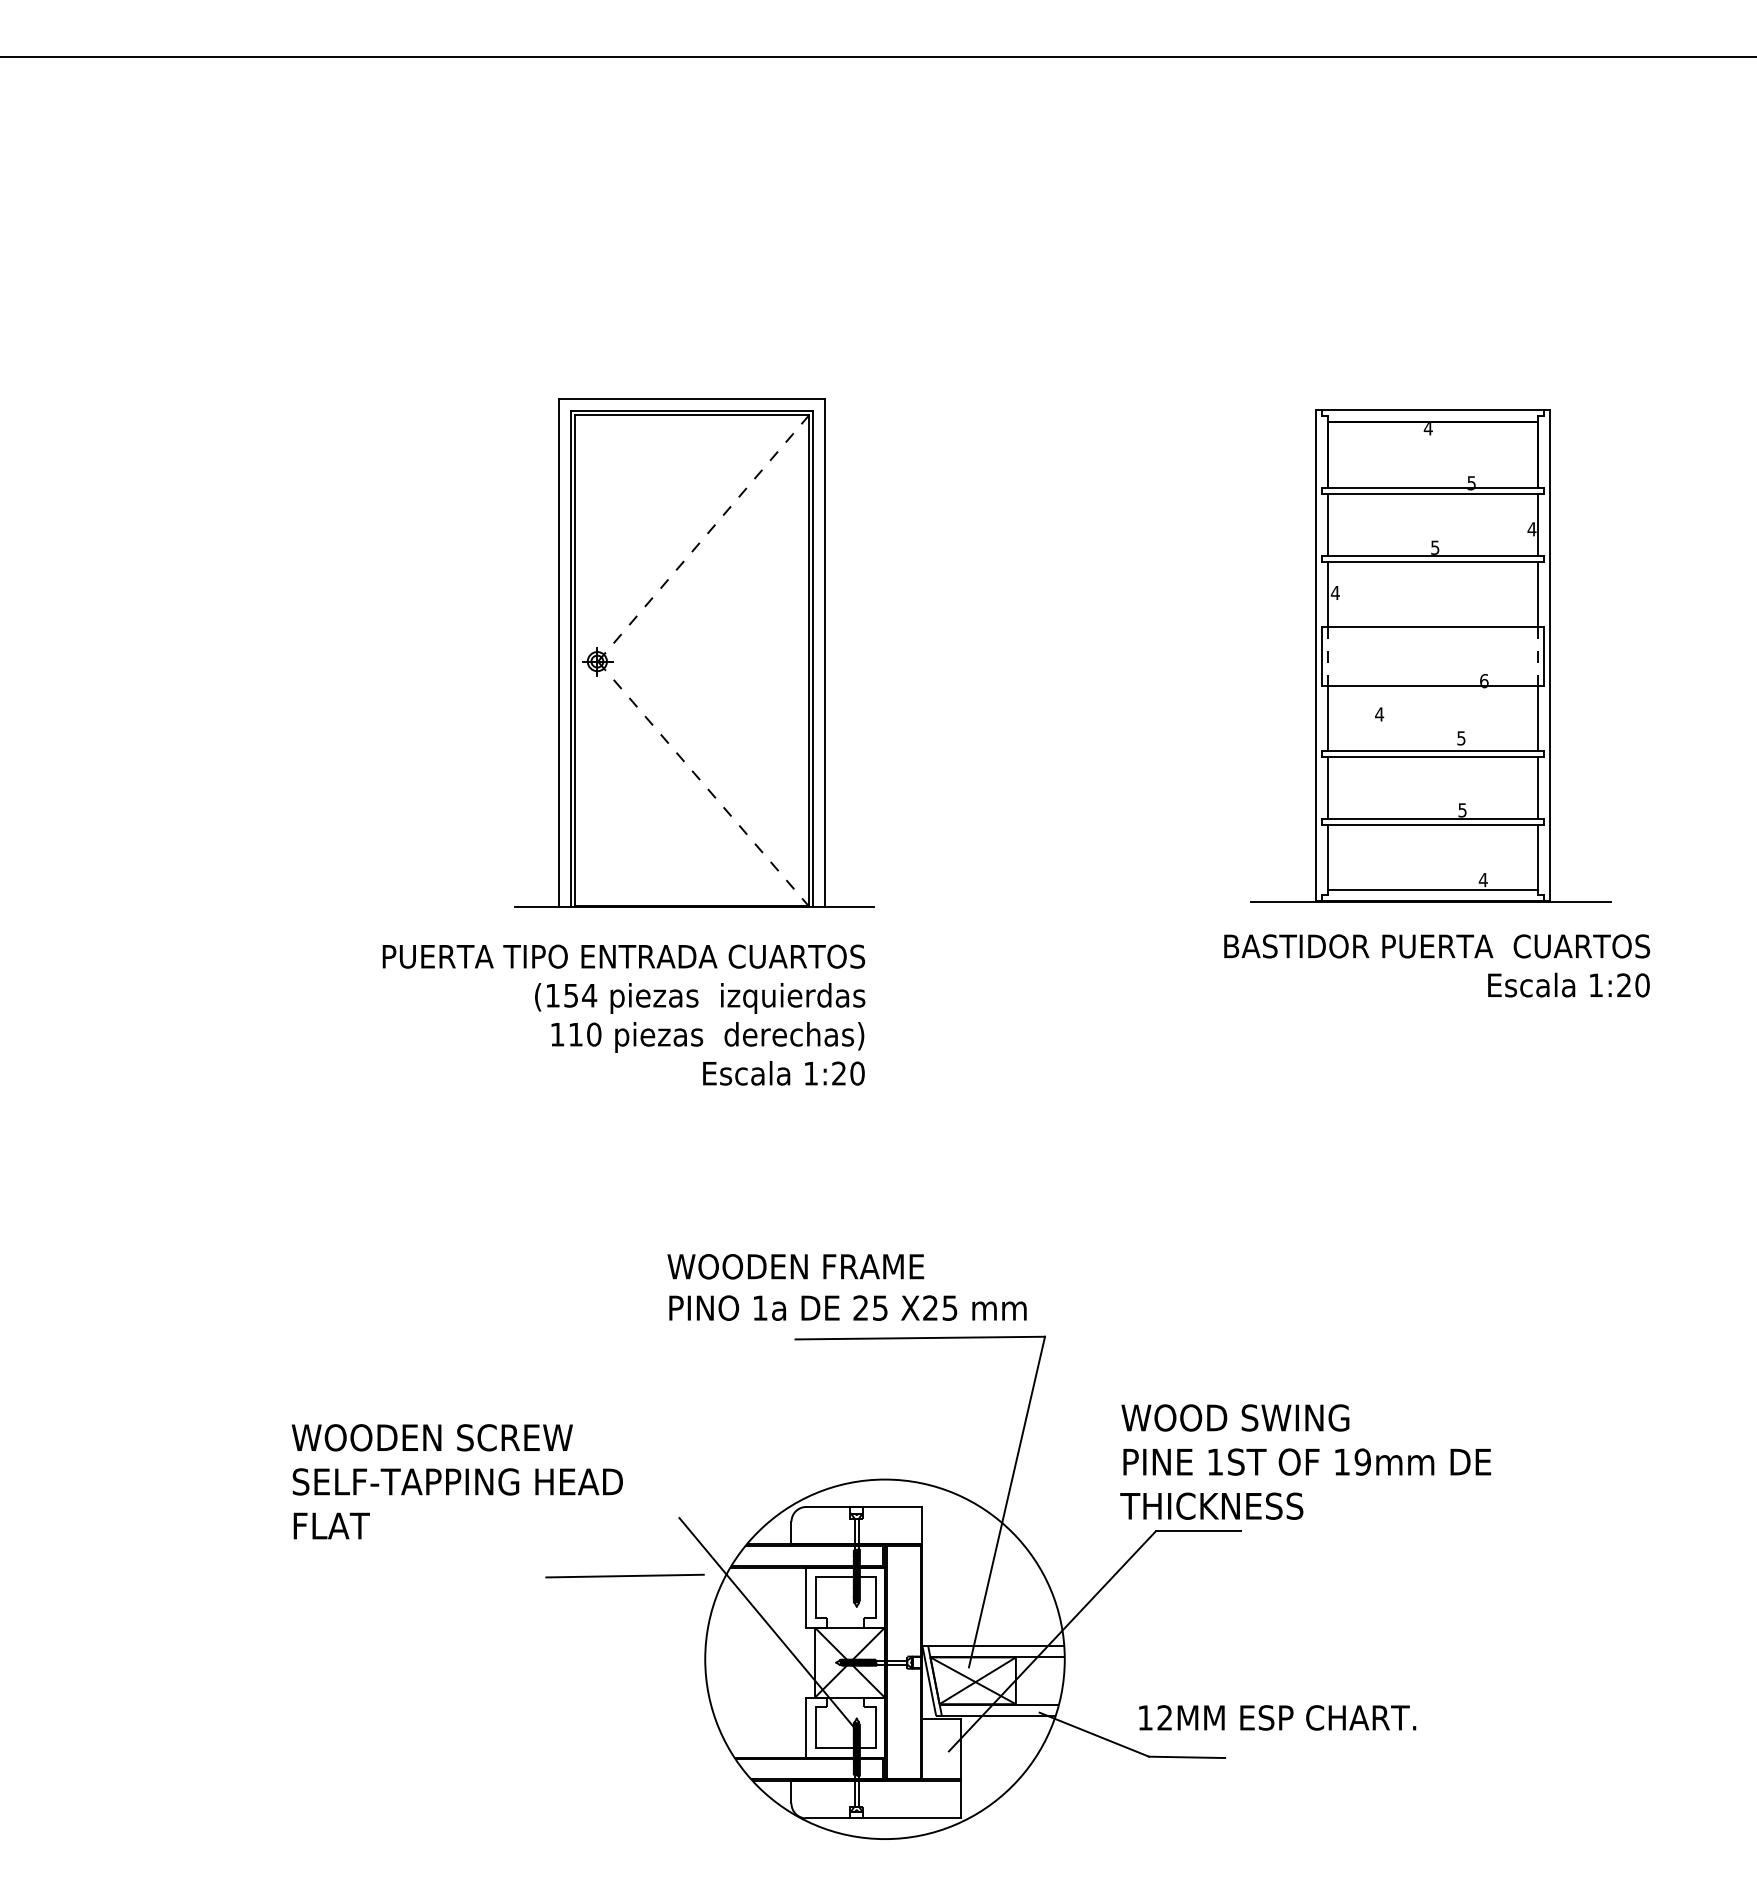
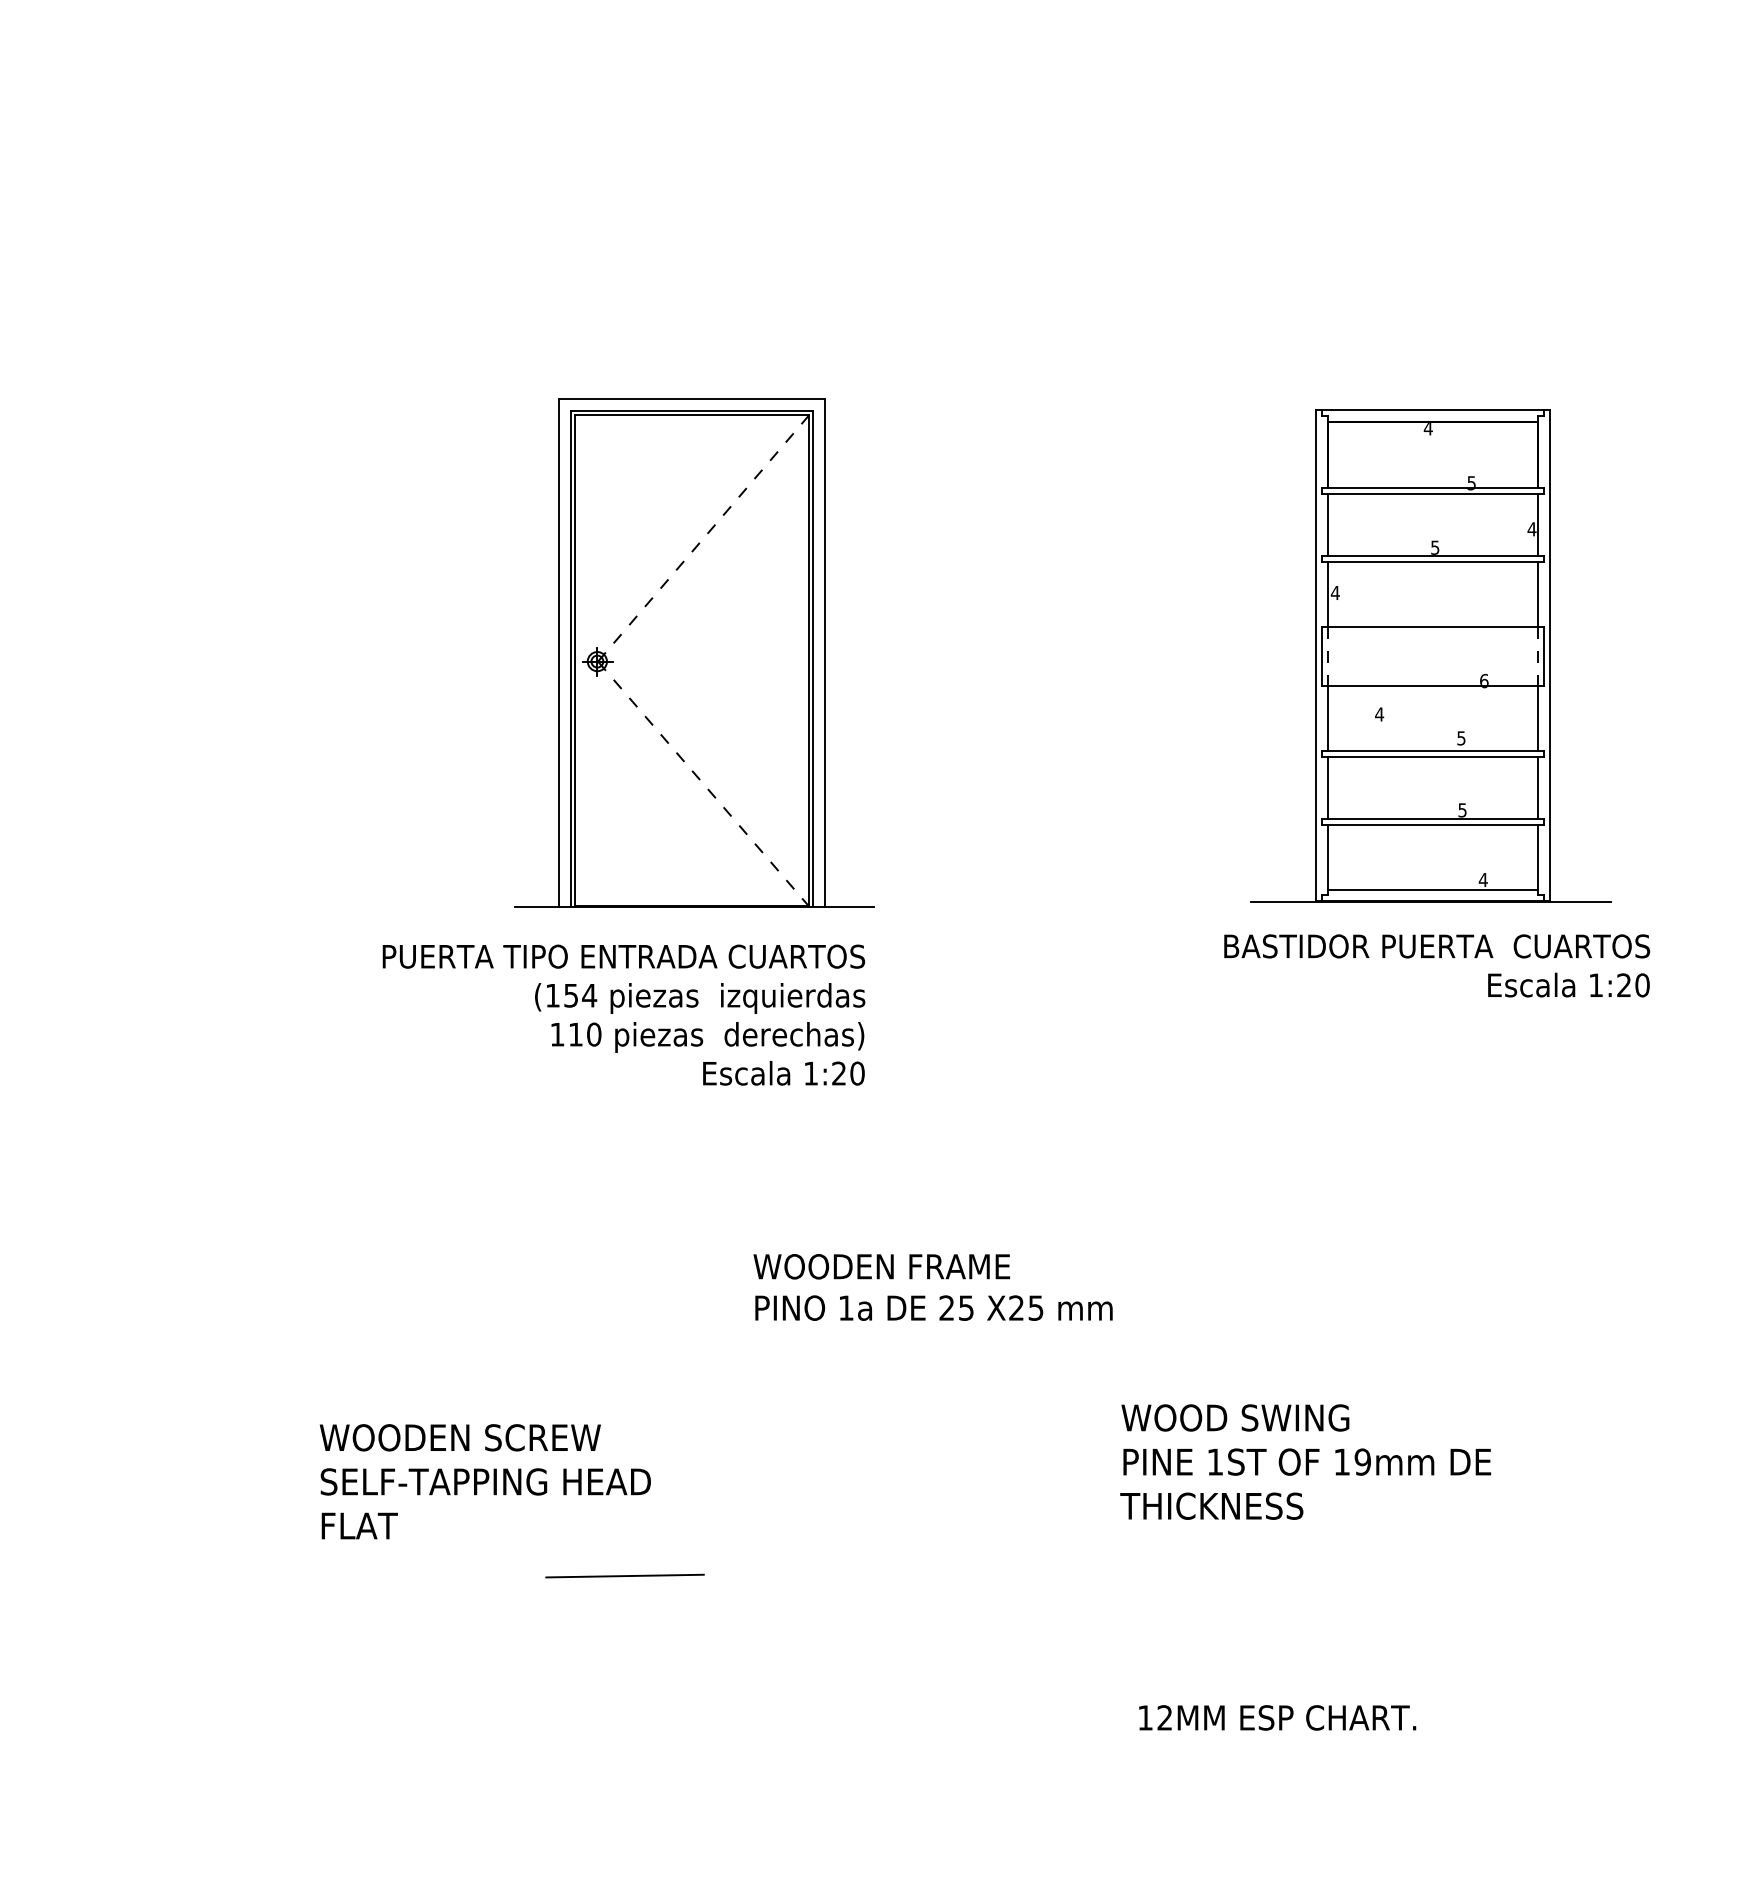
line: present -> none (877, 56)
text position: (846, 1287) -> (932, 1287) (932, 1287)
text position: (457, 1481) -> (485, 1481) (485, 1481)
part: present -> none (959, 1587)
